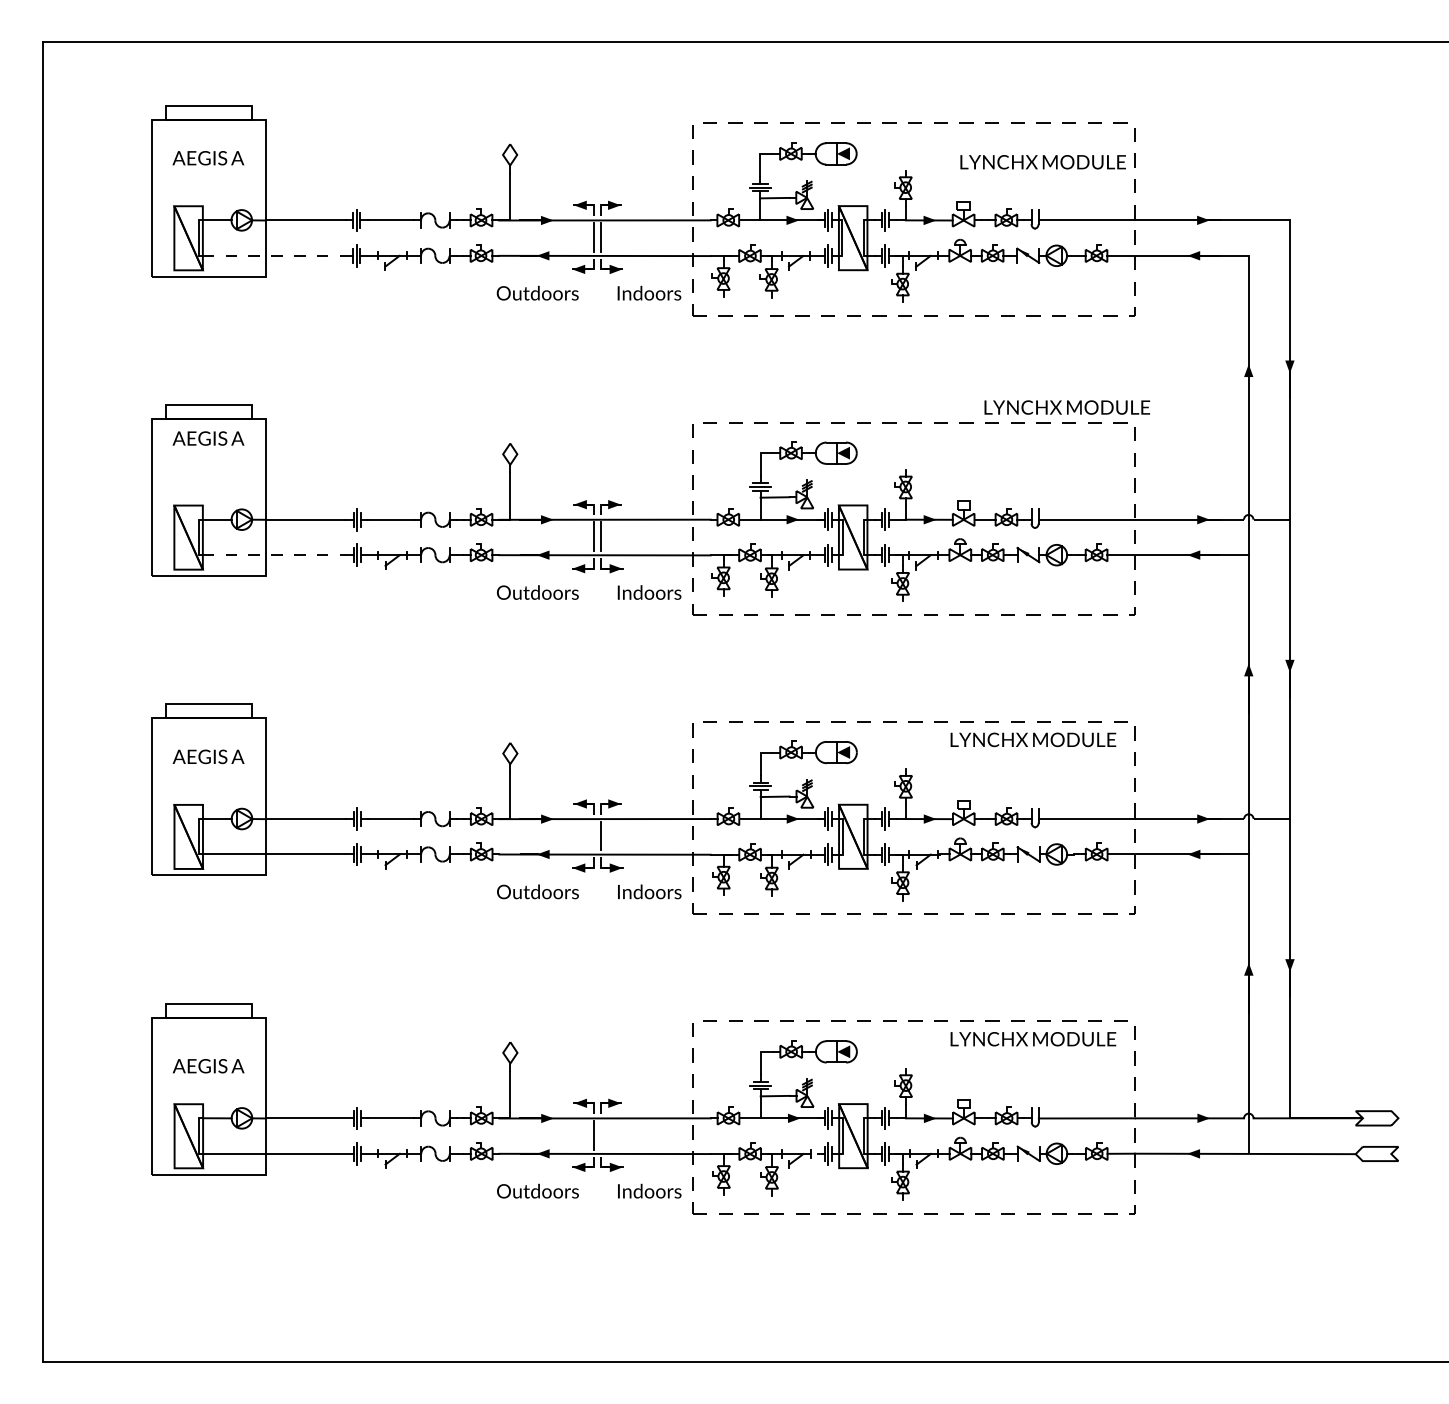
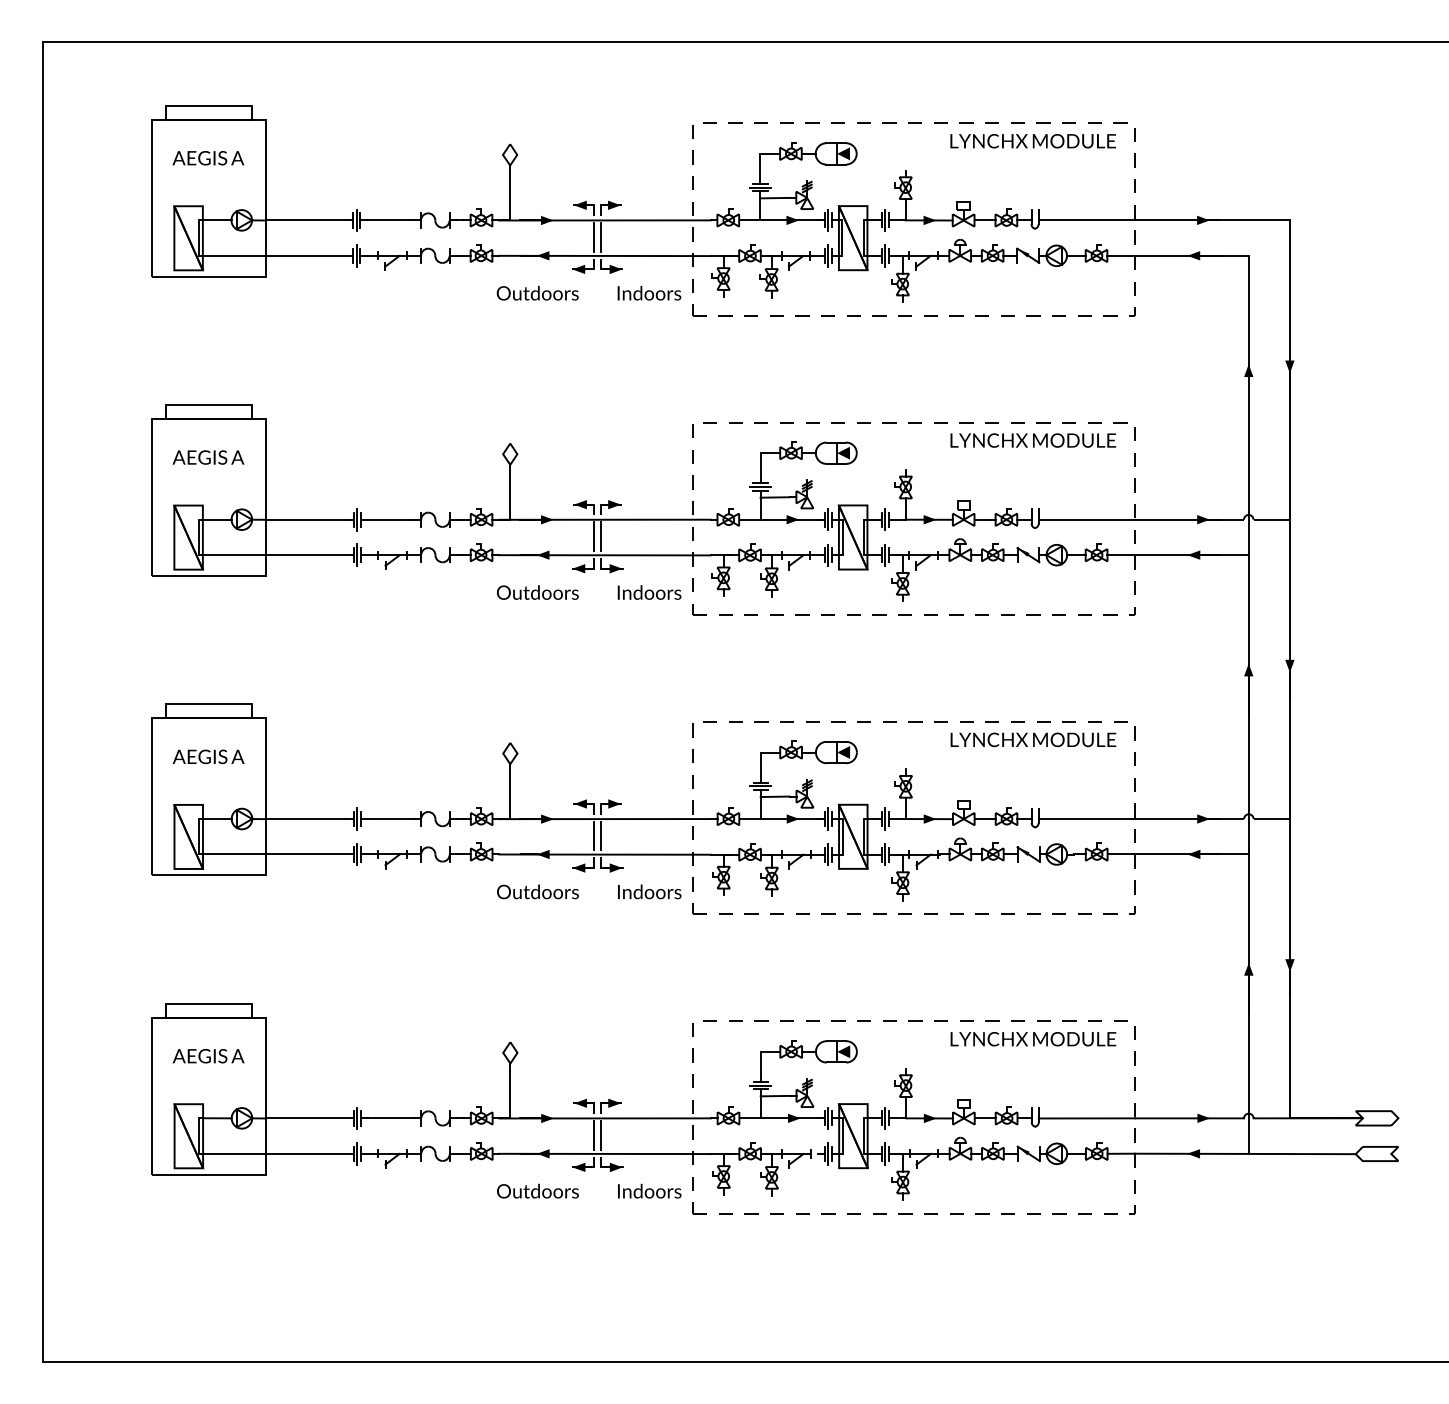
text position: (1042, 162) -> (1032, 141) (1032, 141)
line: dashed -> solid (274, 255)
text position: (1067, 407) -> (1033, 440) (1033, 440)
text position: (208, 438) -> (208, 457) (208, 457)
line: dashed -> solid (274, 555)
line: none -> present (594, 835)
text position: (208, 1066) -> (208, 1056) (208, 1056)
line: none -> present (601, 1135)
